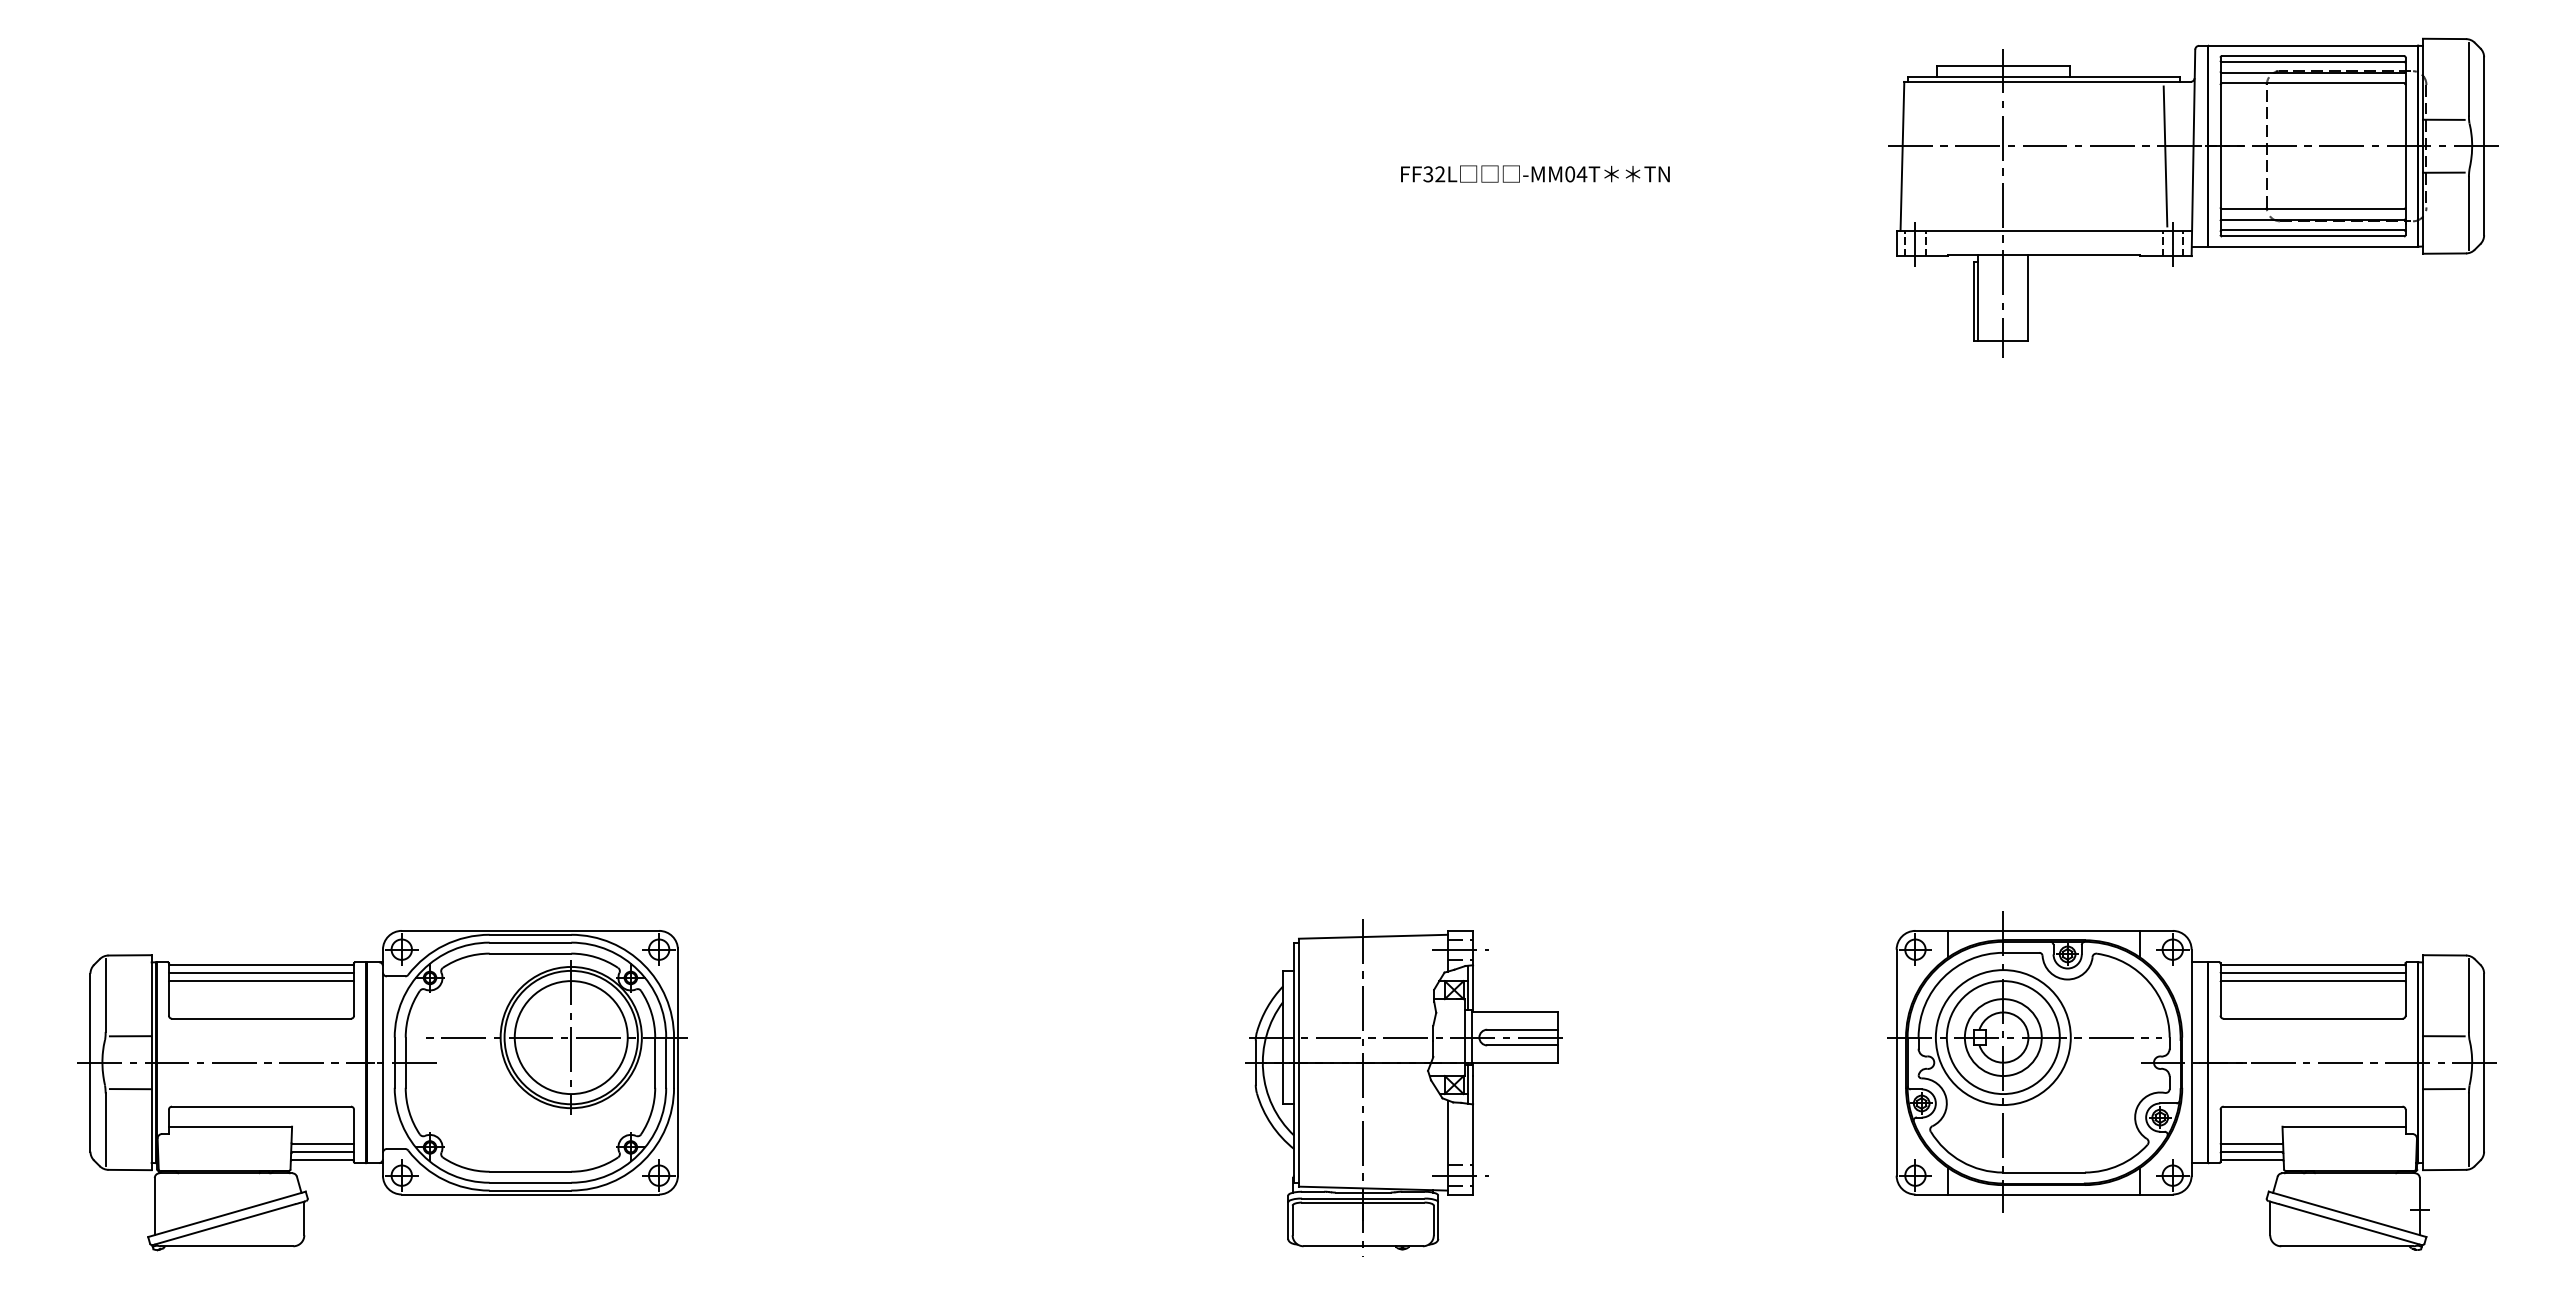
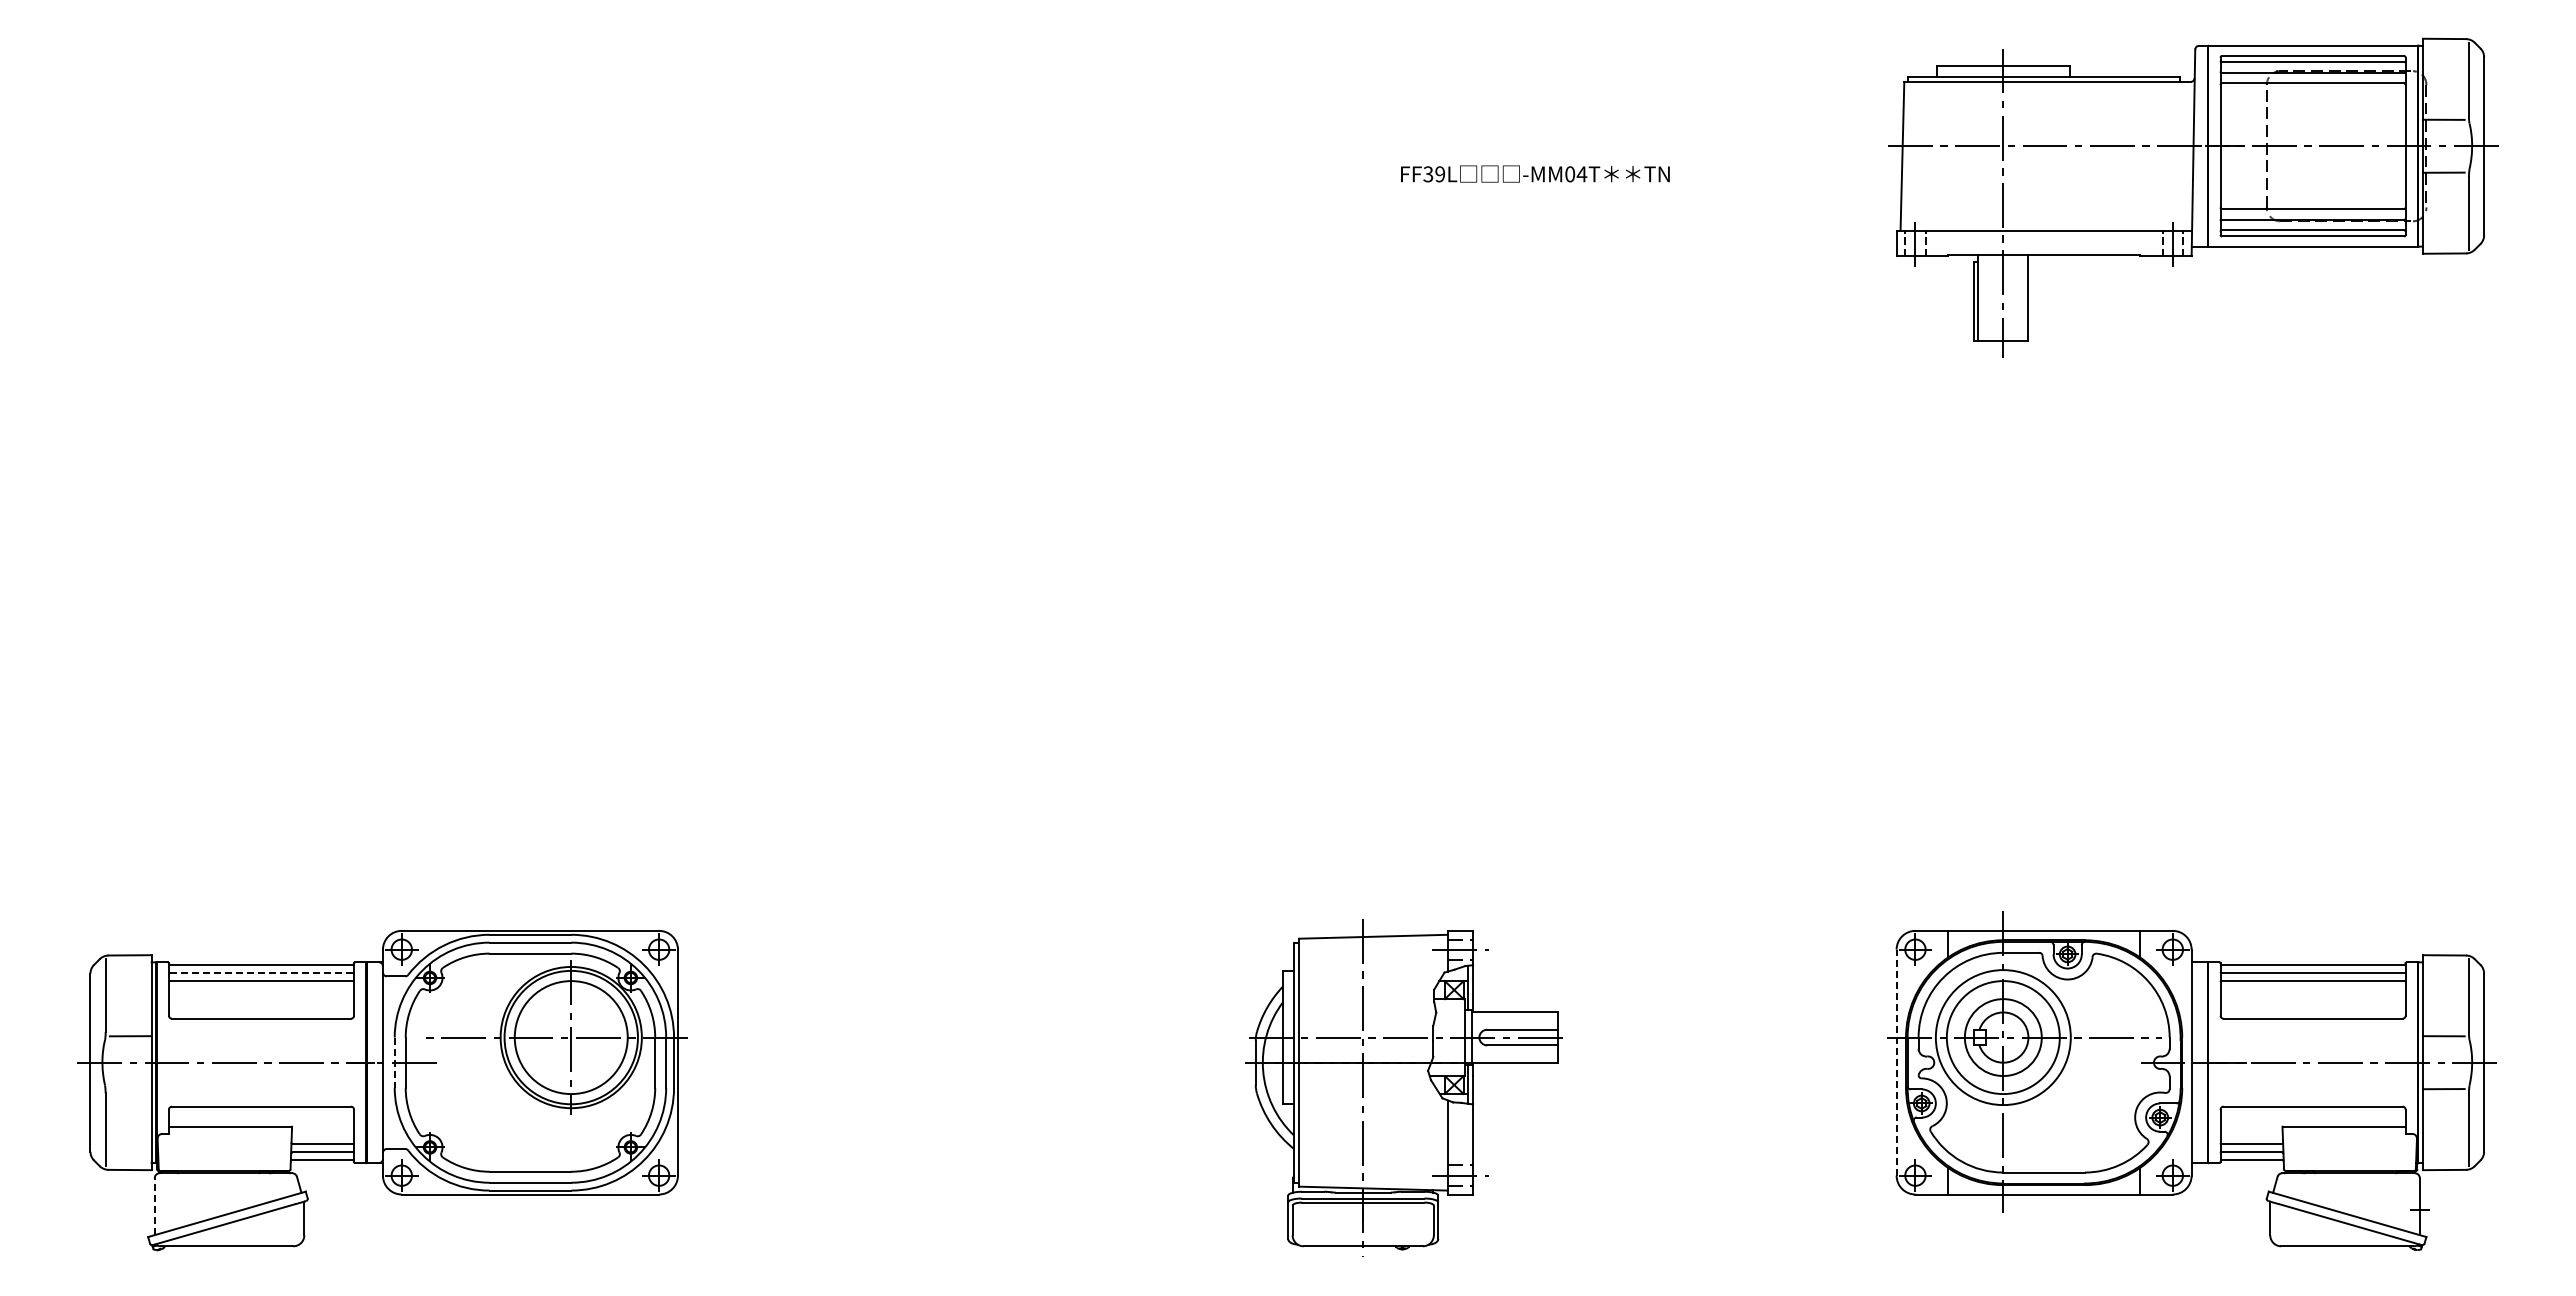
line: present -> none (2165, 156)
text: FF32L -> FF39L (1440, 174)
line: solid -> dashed (261, 972)
line: solid -> dashed (1896, 1062)
line: solid -> dashed (394, 1063)
line: present -> none (130, 1089)
line: solid -> dashed (154, 1206)
